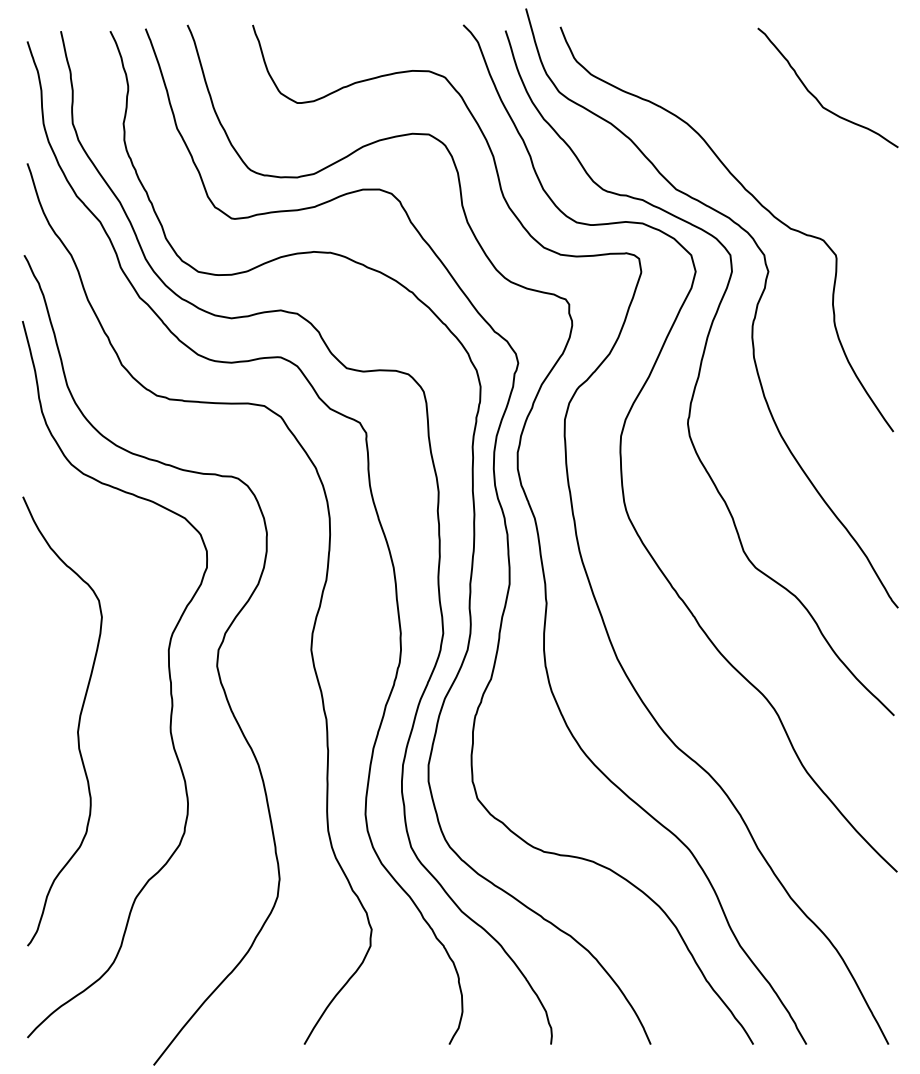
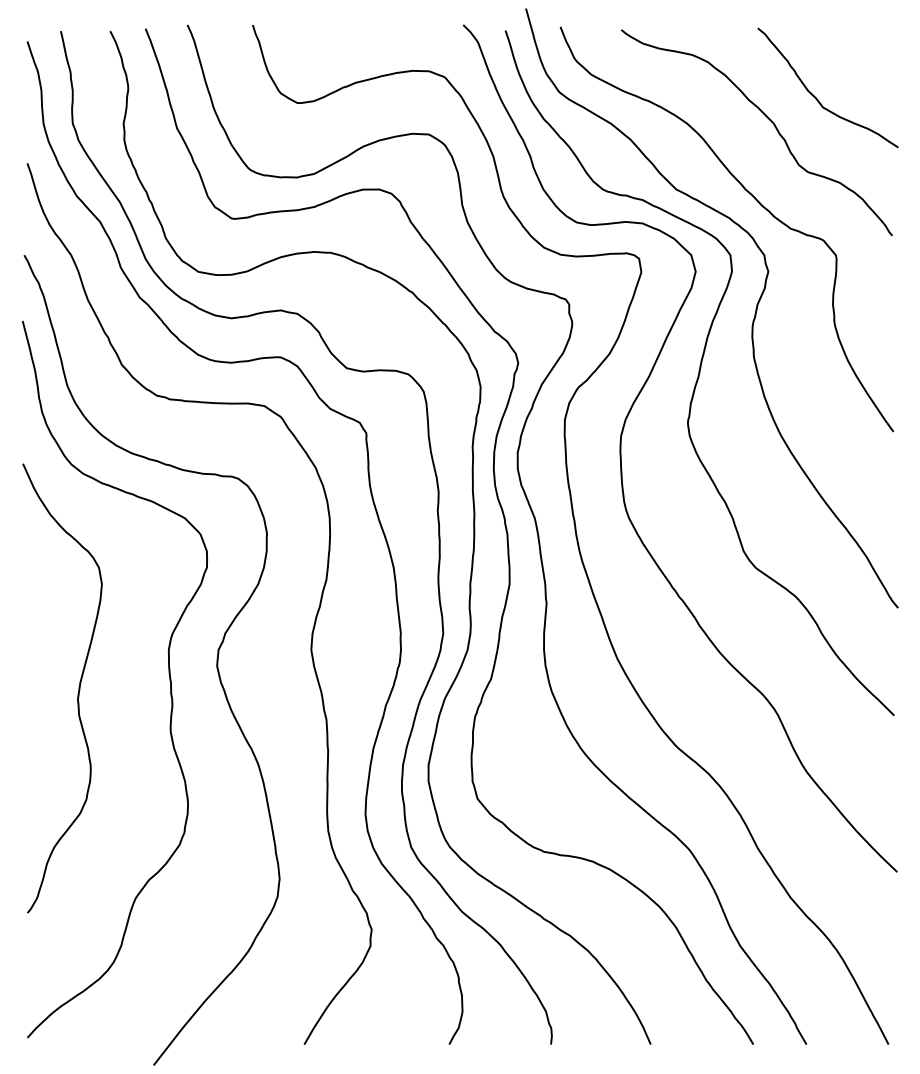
curve: none -> present (768, 119)
curve position: (77, 726) -> (77, 693) (77, 693)
